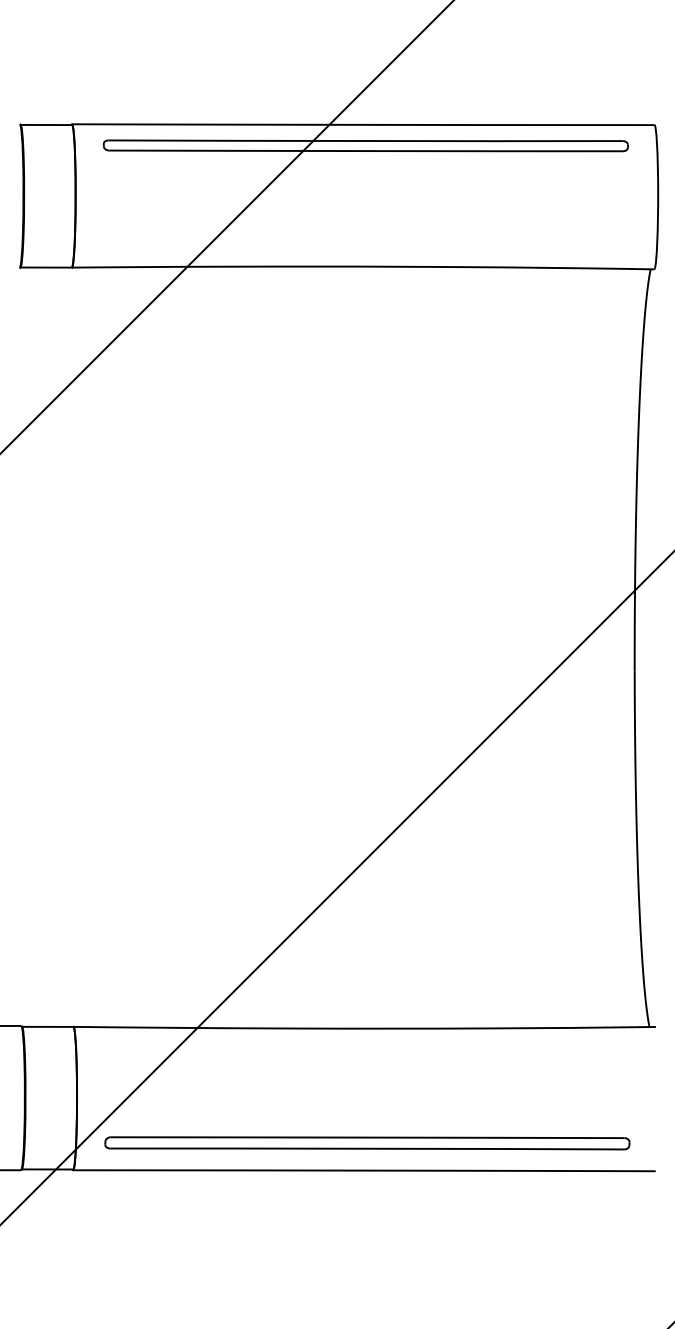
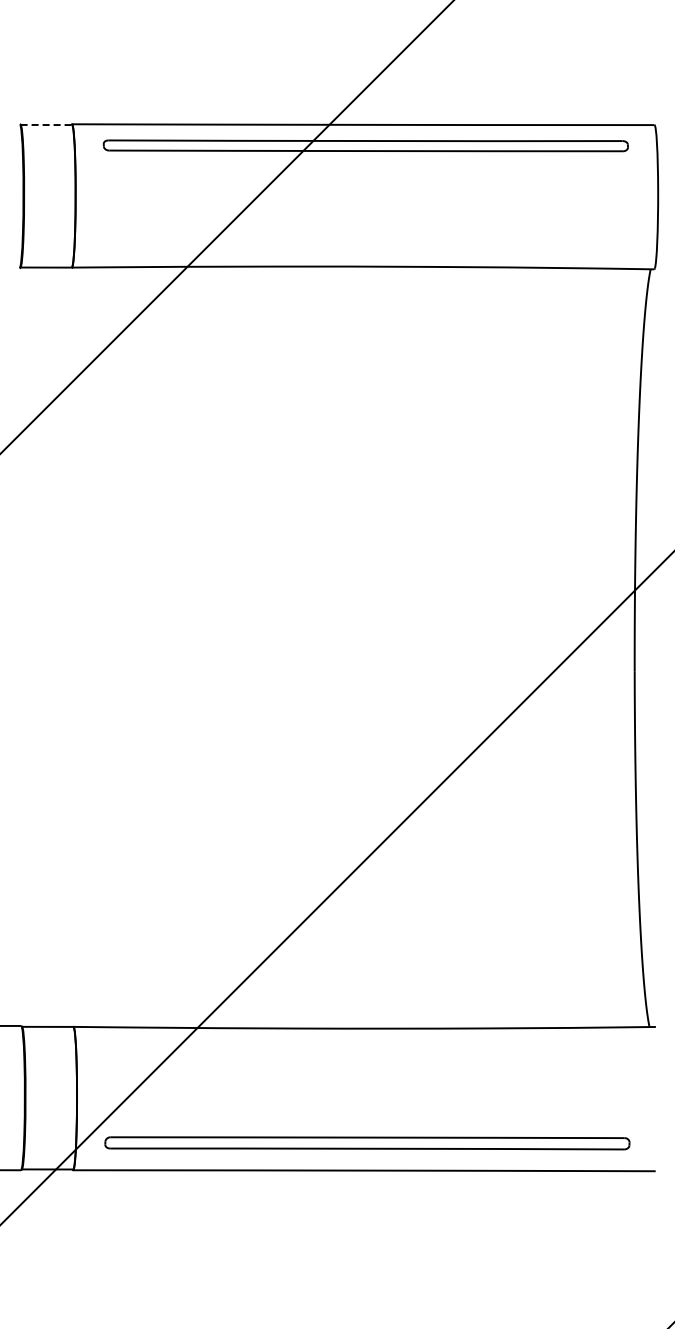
line: solid -> dashed (46, 125)
